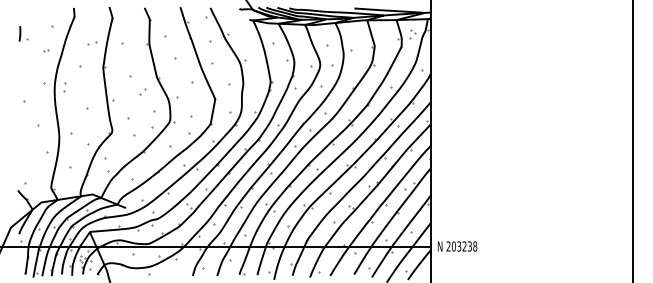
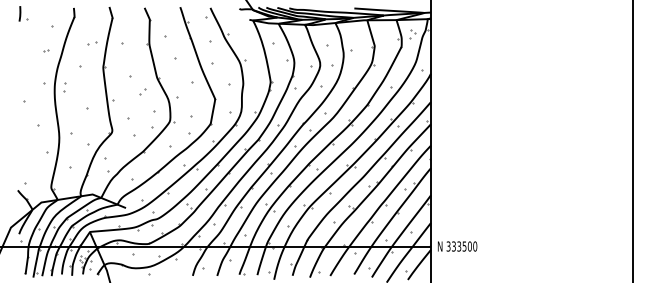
part position: (23, 33) -> (23, 13) (23, 13)
text: 203238 -> 333500 (461, 246)
